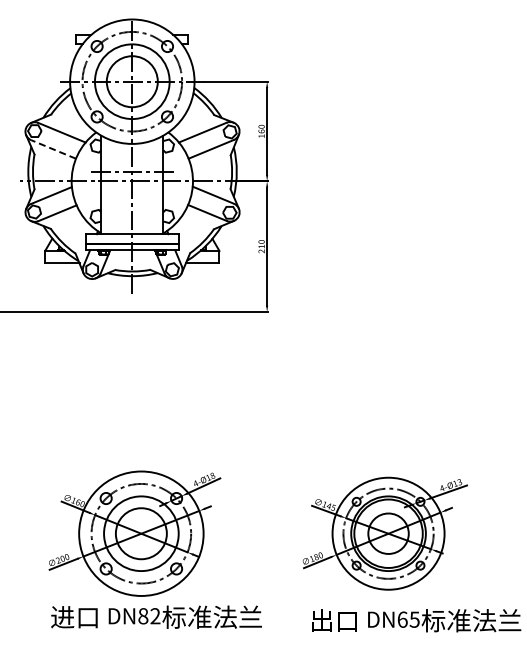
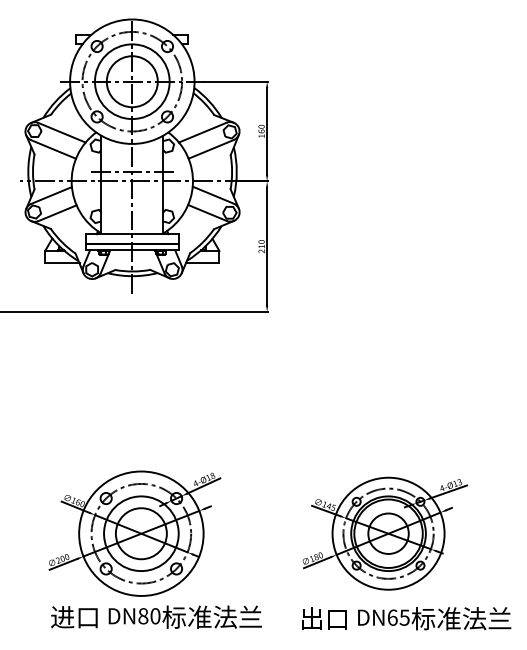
line: dashed -> solid (53, 149)
text: DN82 -> DN80 (155, 616)
text position: (416, 620) -> (406, 618) (406, 618)
